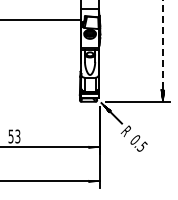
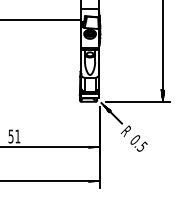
line: dashed -> solid (162, 50)
text: 53 -> 51 (17, 136)
